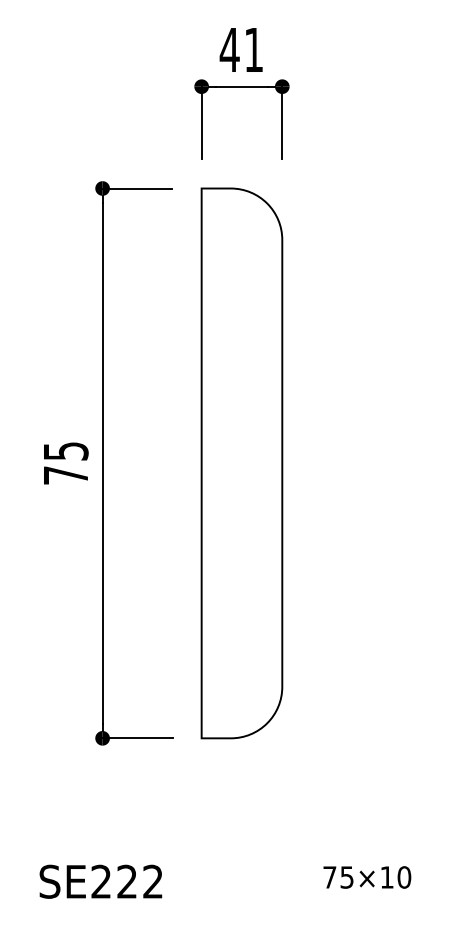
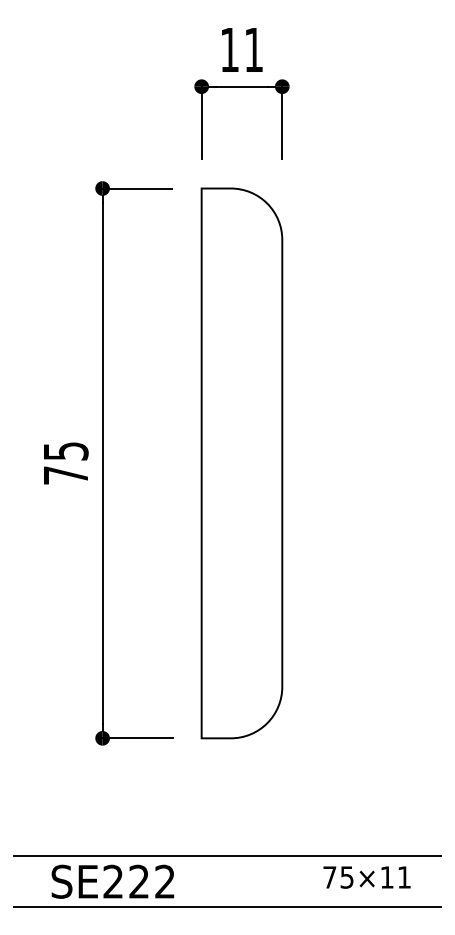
text: 41 -> 11 (229, 49)
line: none -> present (227, 855)
text: 75×10 -> 75×11 (404, 877)
text position: (100, 881) -> (112, 881) (112, 881)
line: none -> present (227, 906)
